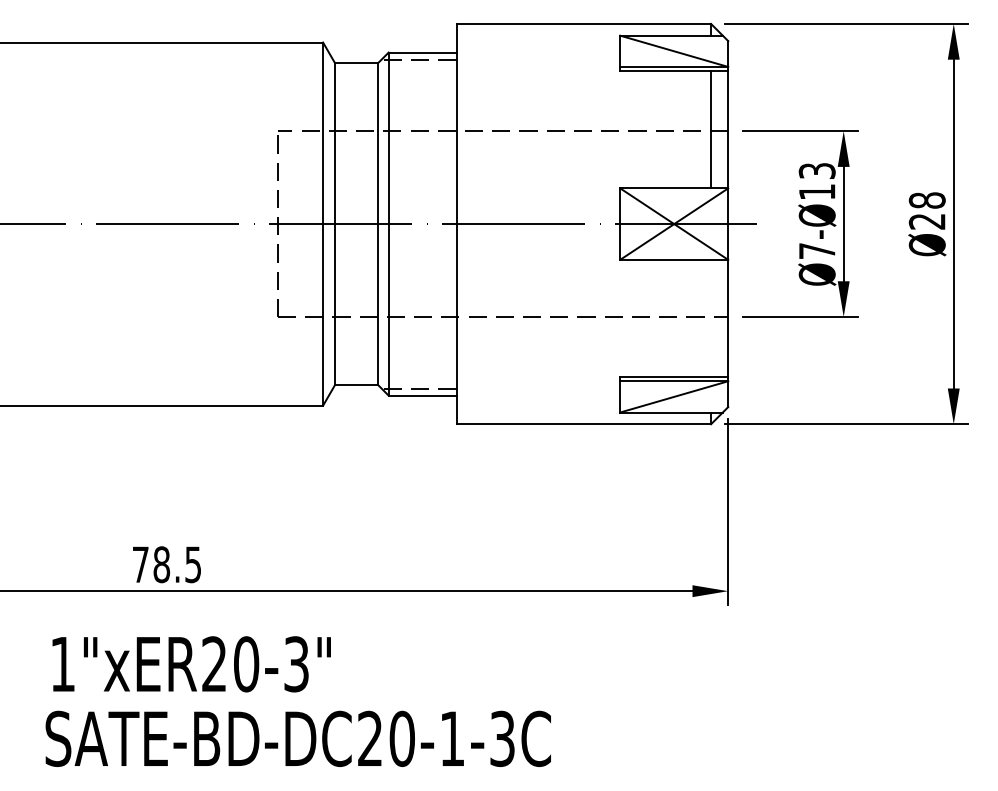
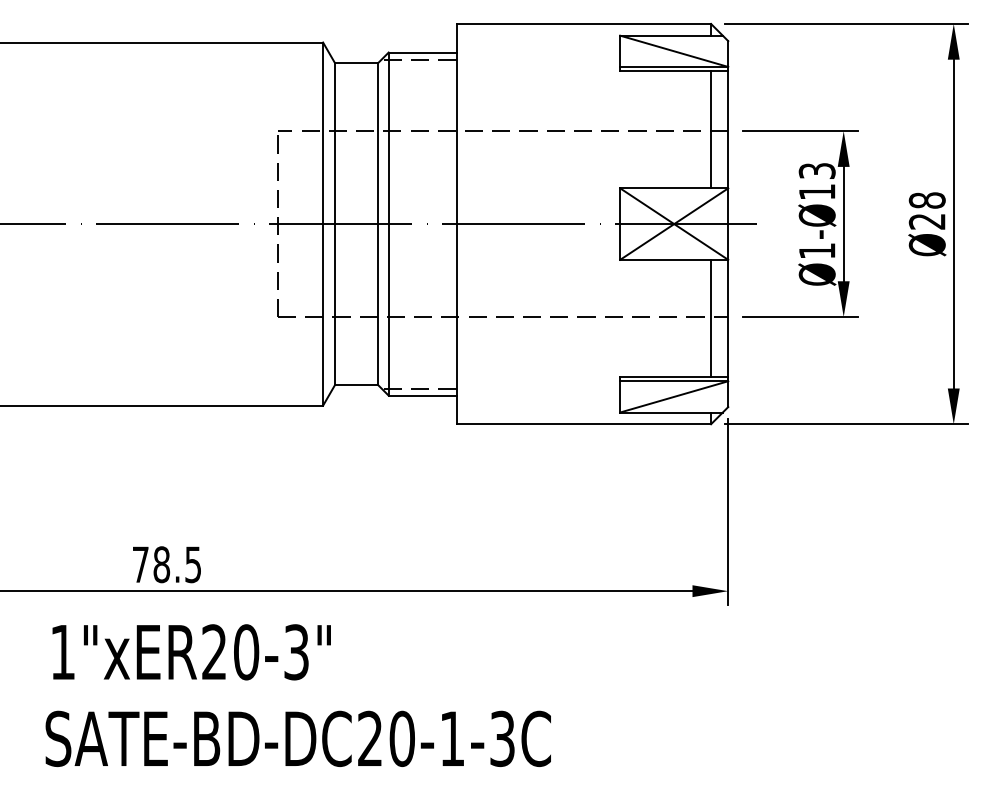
text: Ø7-Ø13 -> Ø1-Ø13 (817, 250)
line: none -> present (711, 317)
text position: (191, 664) -> (191, 652) (191, 652)
